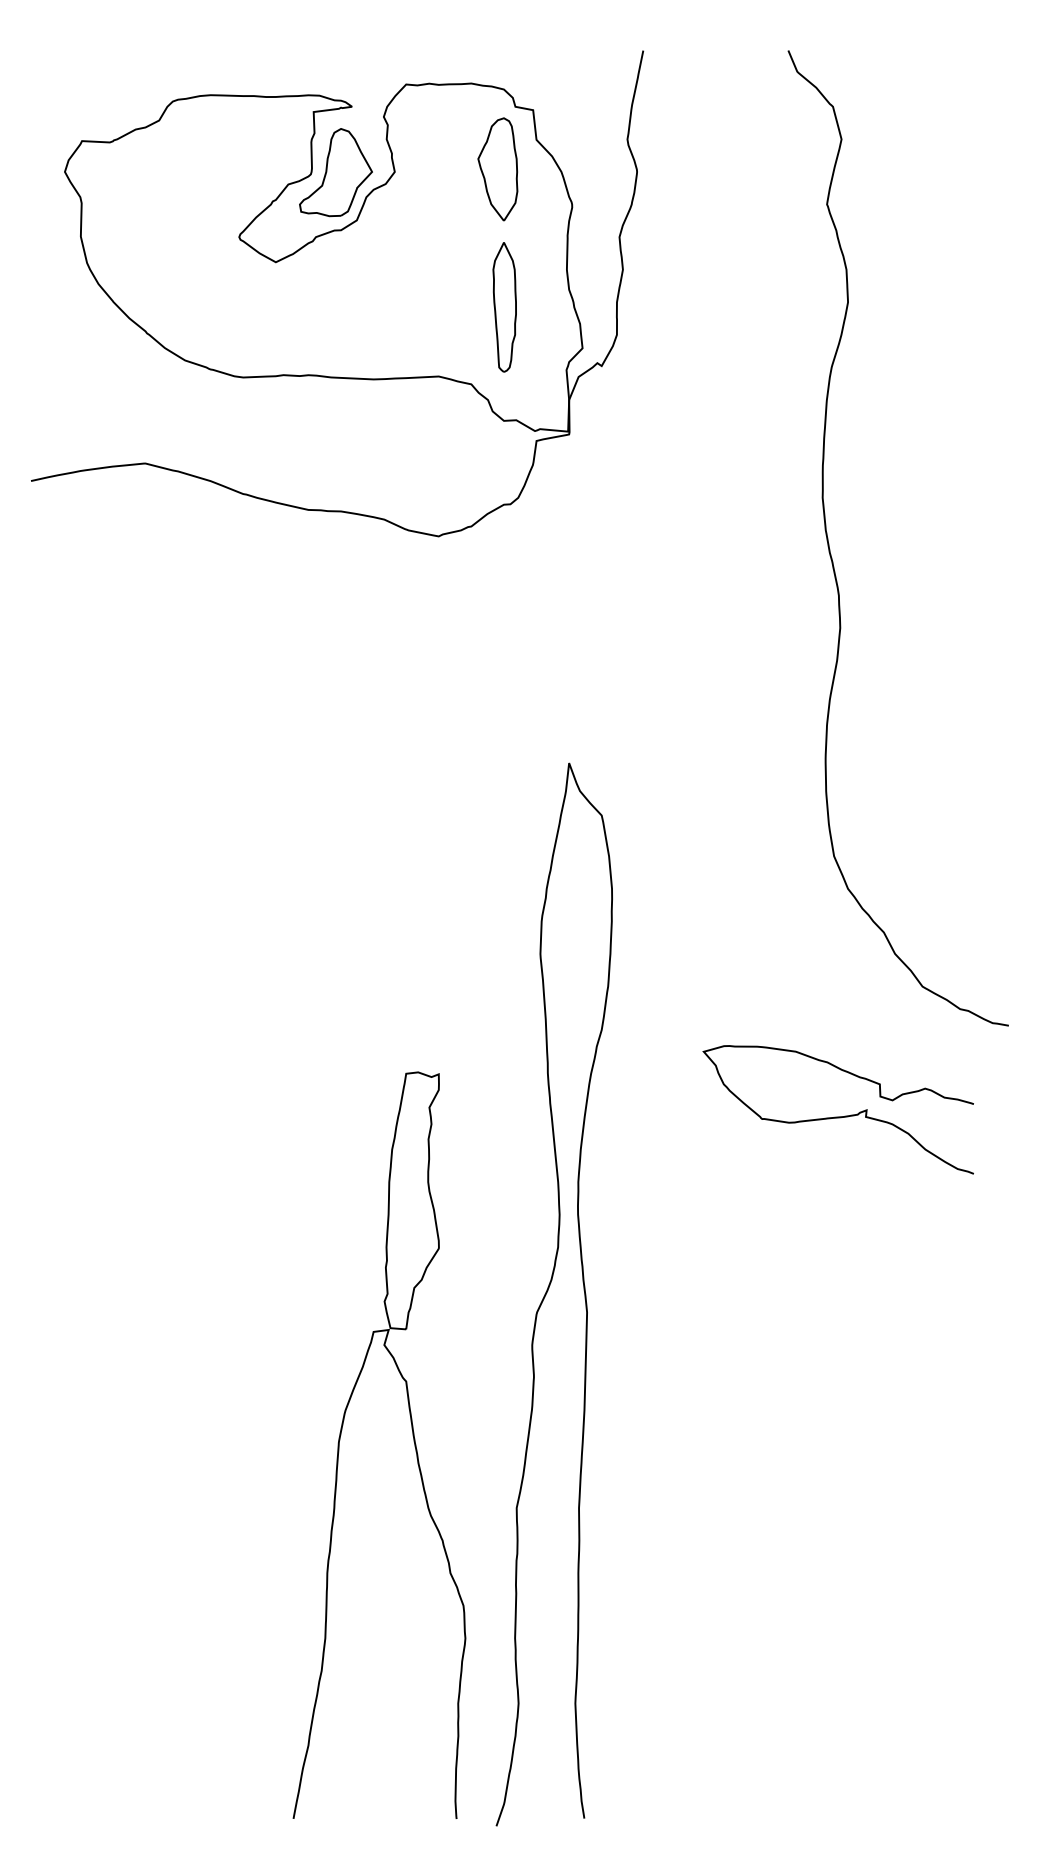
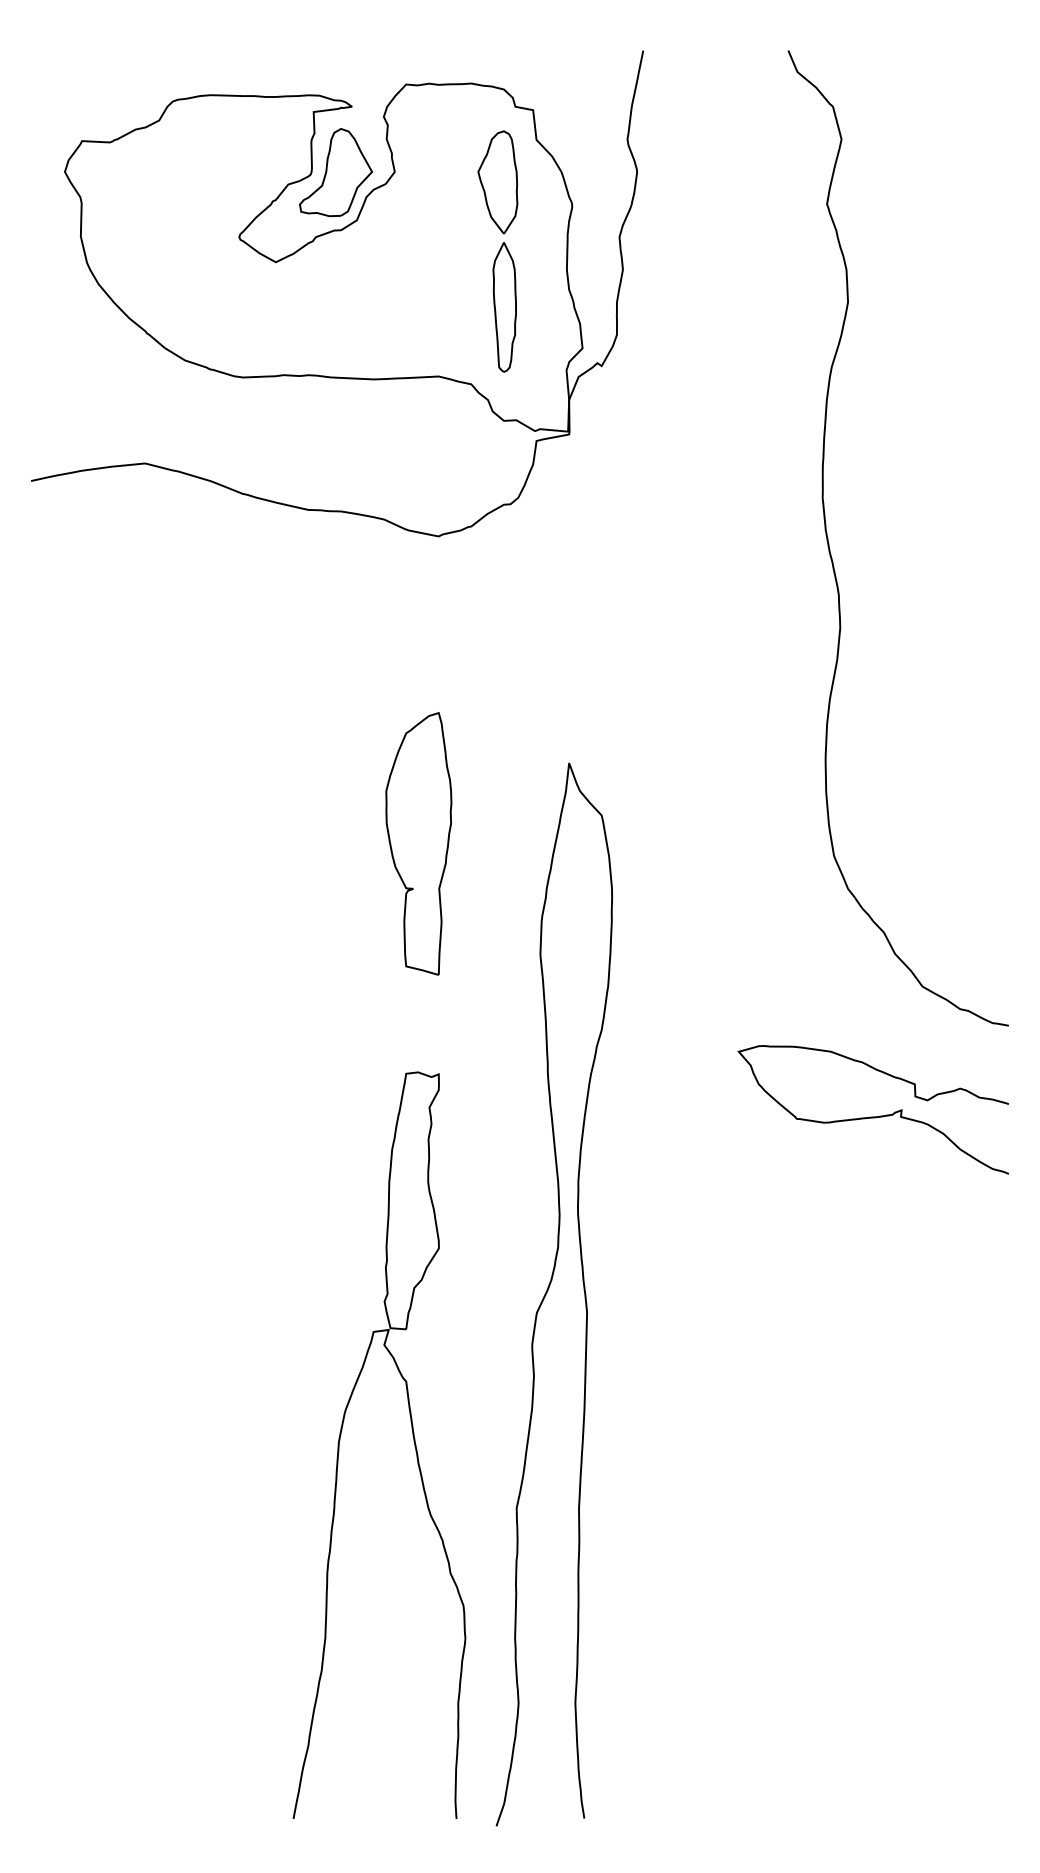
part position: (497, 169) -> (497, 182) (497, 182)
part: none -> present (418, 843)
curve position: (837, 1116) -> (872, 1116) (872, 1116)
